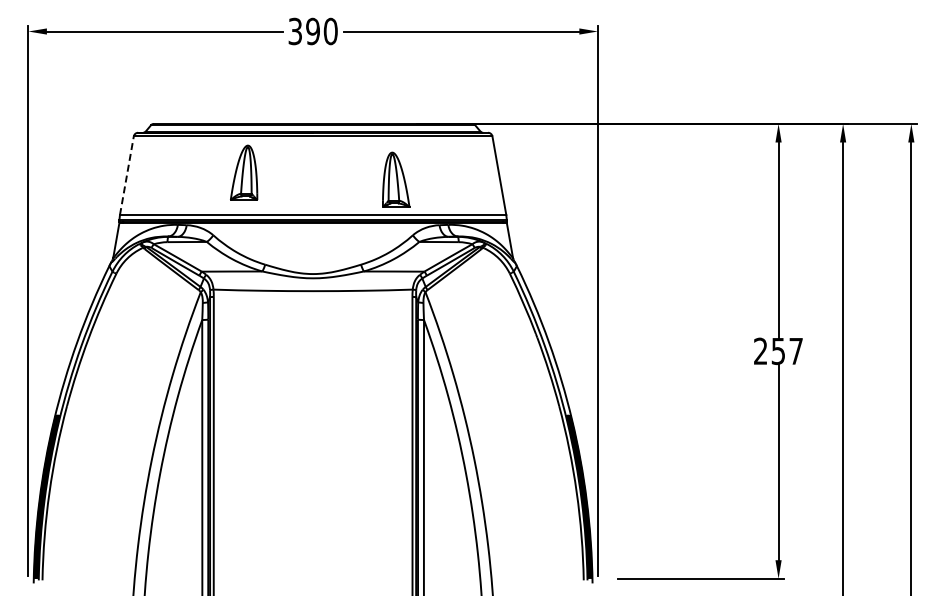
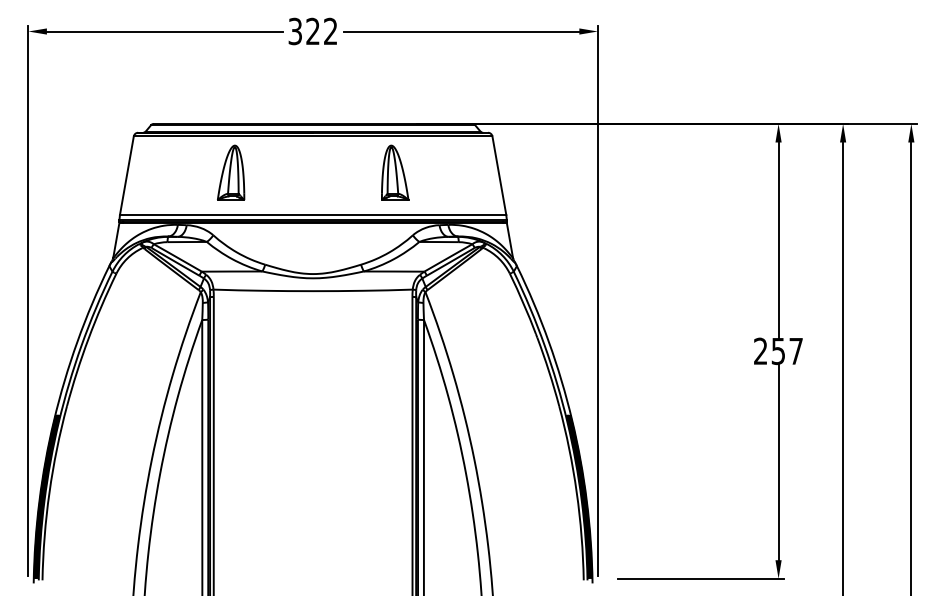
text: 390 -> 322 (321, 31)
part position: (244, 172) -> (231, 172) (231, 172)
line: dashed -> solid (126, 175)
part position: (396, 179) -> (395, 172) (395, 172)
